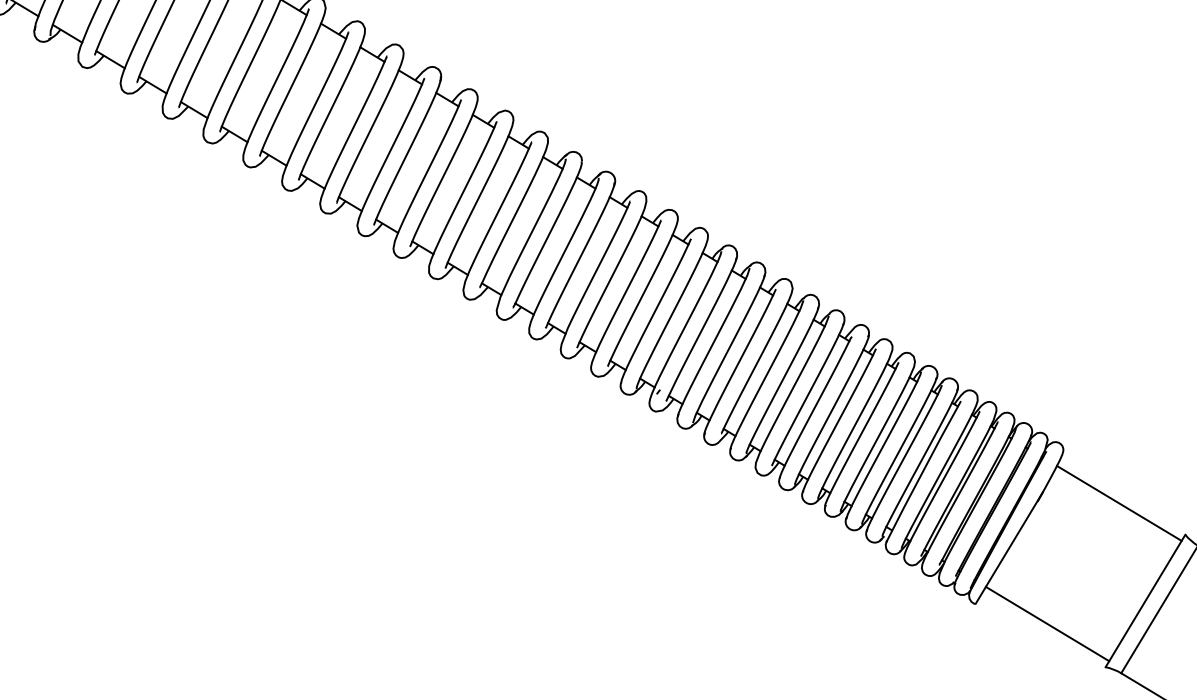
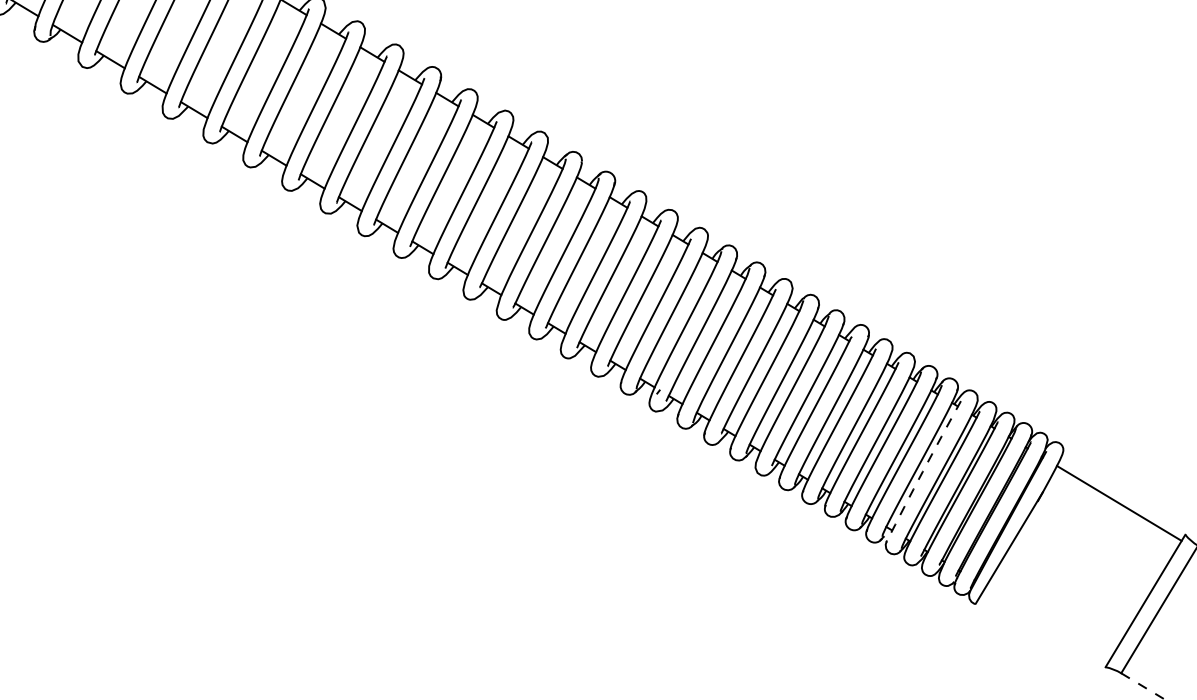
arc: solid -> dashed (922, 471)
line: present -> none (1047, 623)
line: solid -> dashed (1143, 686)
